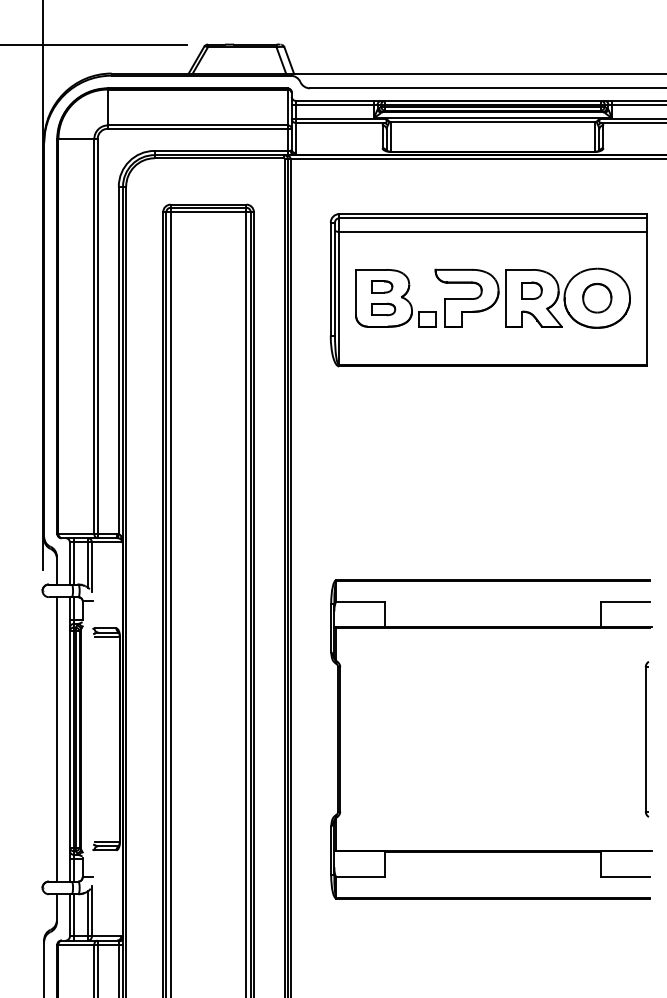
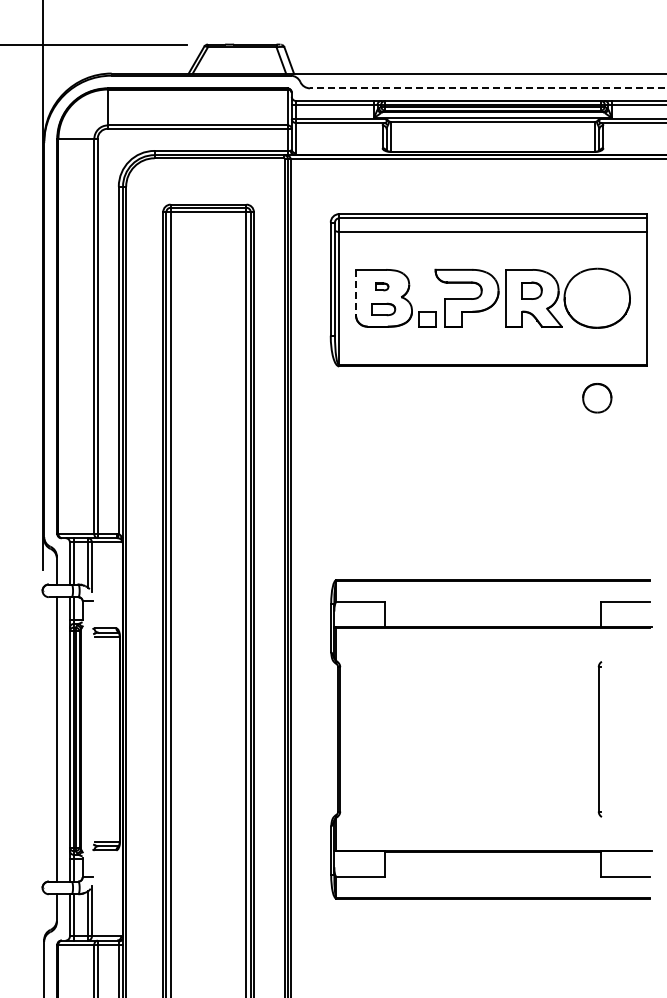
line: solid -> dashed (488, 88)
part size: 23x14 px -> 15x10 px (382, 286)
line: solid -> dashed (355, 292)
part position: (597, 298) -> (597, 398) (597, 398)
part position: (646, 739) -> (599, 739) (599, 739)
